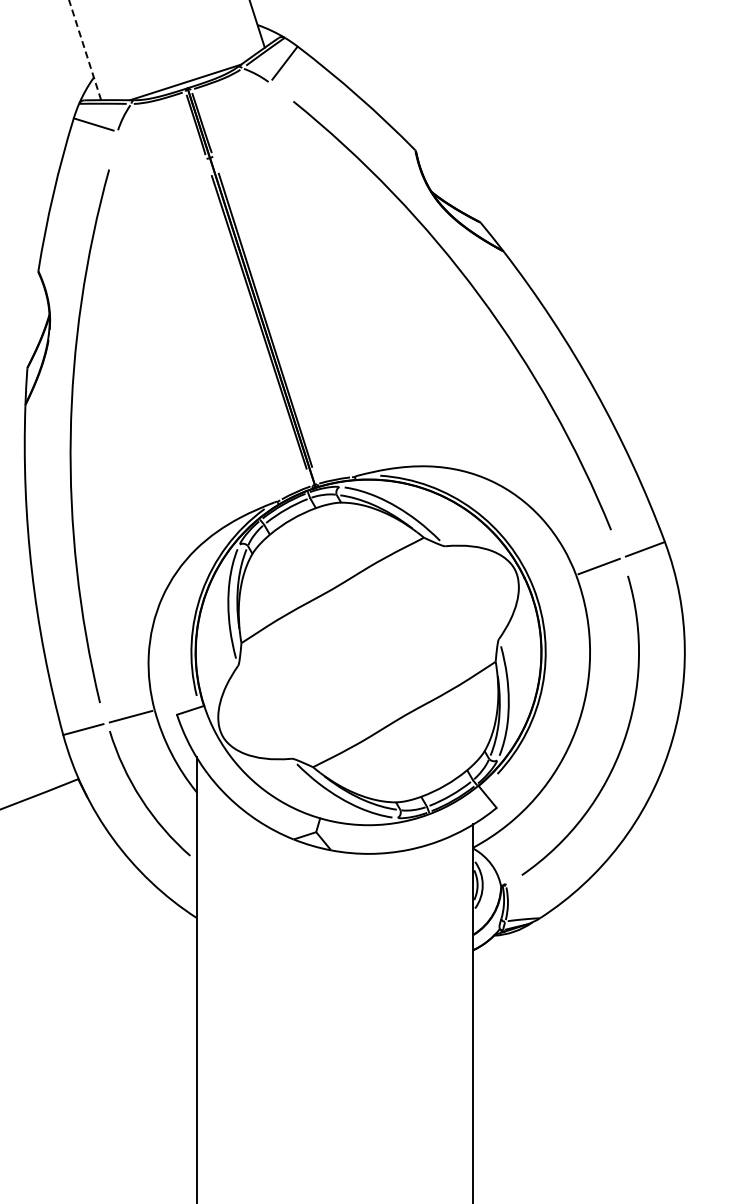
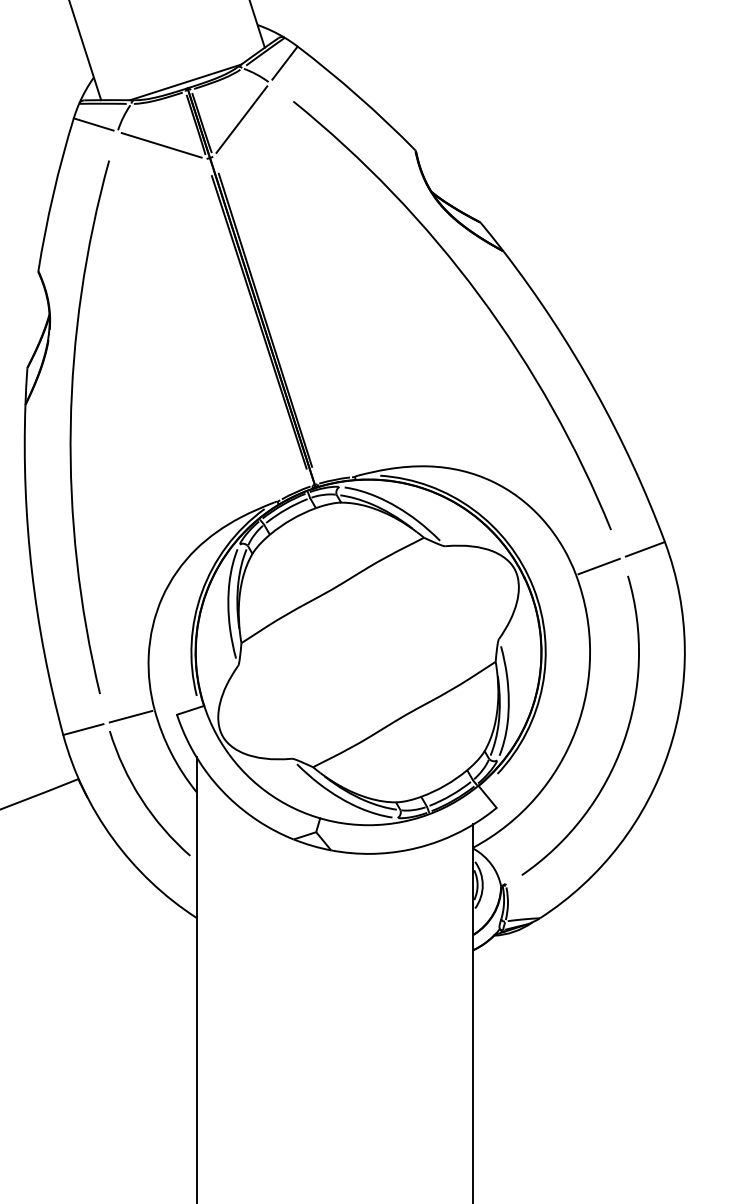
line: dashed -> solid (85, 49)
line: none -> present (241, 119)
line: none -> present (161, 145)
arc position: (71, 436) -> (71, 427) (71, 427)
